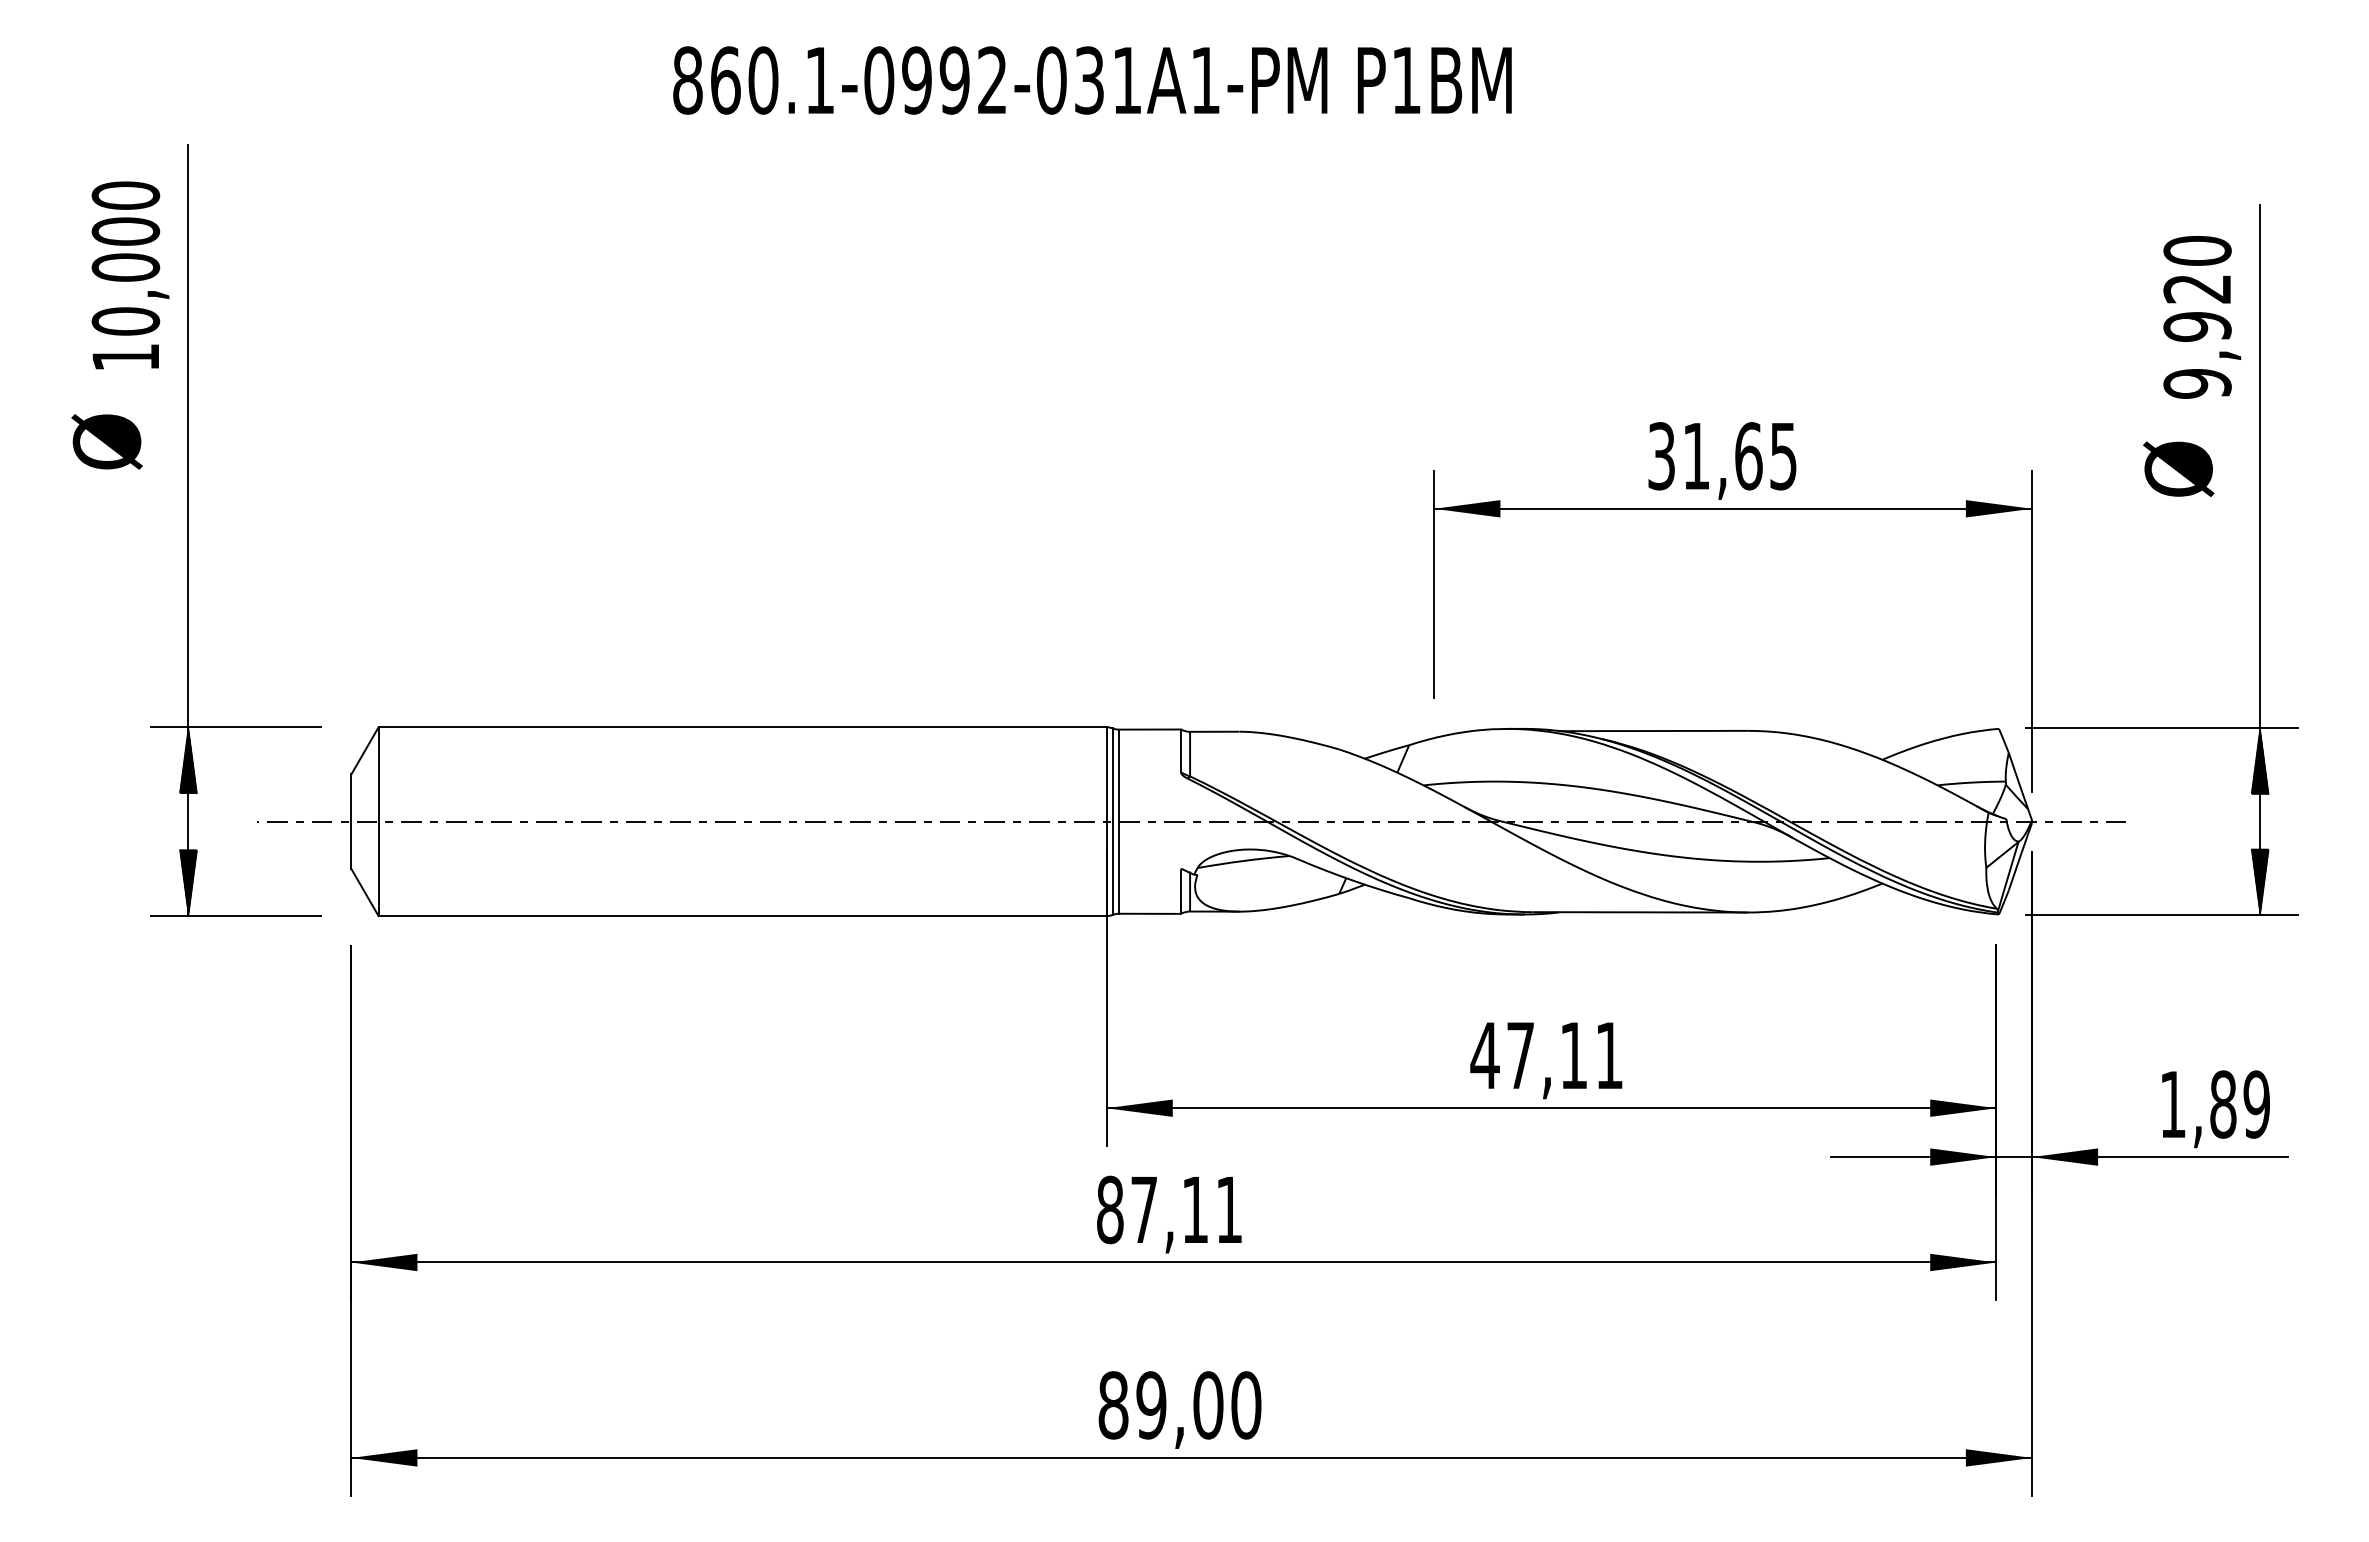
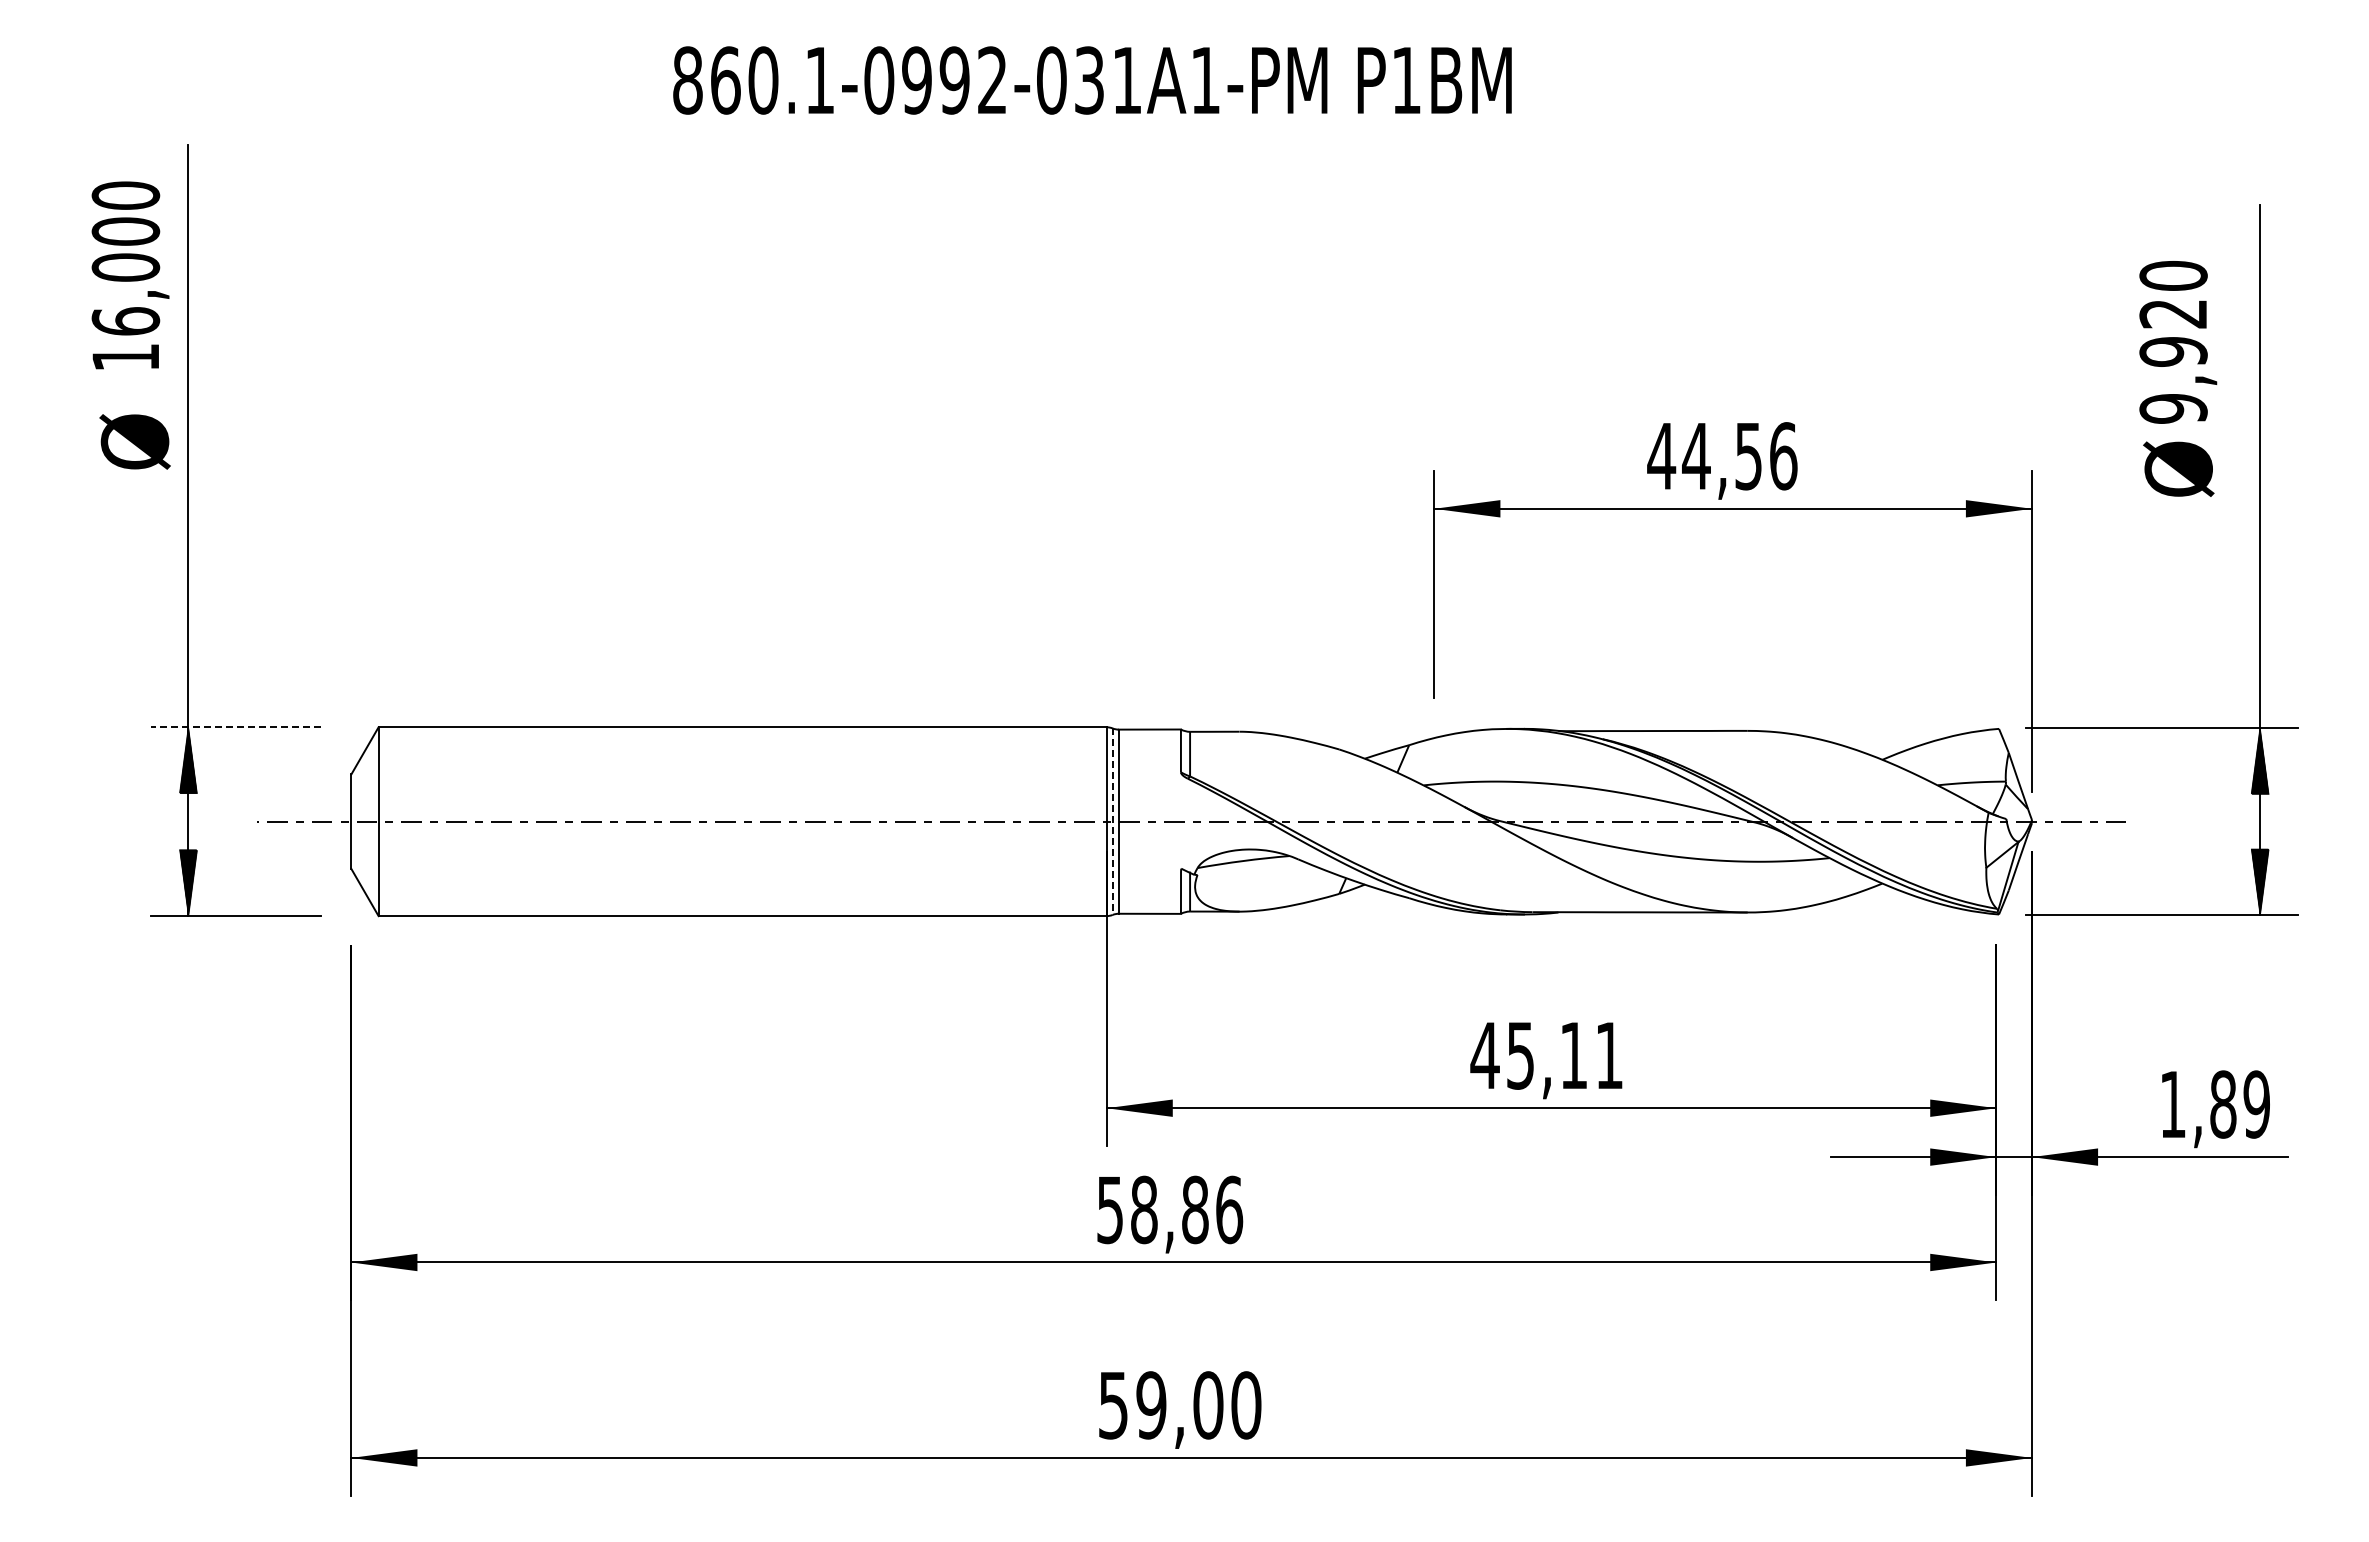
text position: (2202, 317) -> (2178, 342) (2178, 342)
text: 10,000 -> 16,000 (125, 321)
text position: (106, 441) -> (134, 441) (134, 441)
text: 31,65 -> 44,56 (1722, 456)
line: solid -> dashed (235, 727)
line: solid -> dashed (1112, 822)
text: 47,11 -> 45,11 (1520, 1055)
text: 87,11 -> 58,86 (1170, 1209)
text: 89,00 -> 59,00 (1113, 1405)
